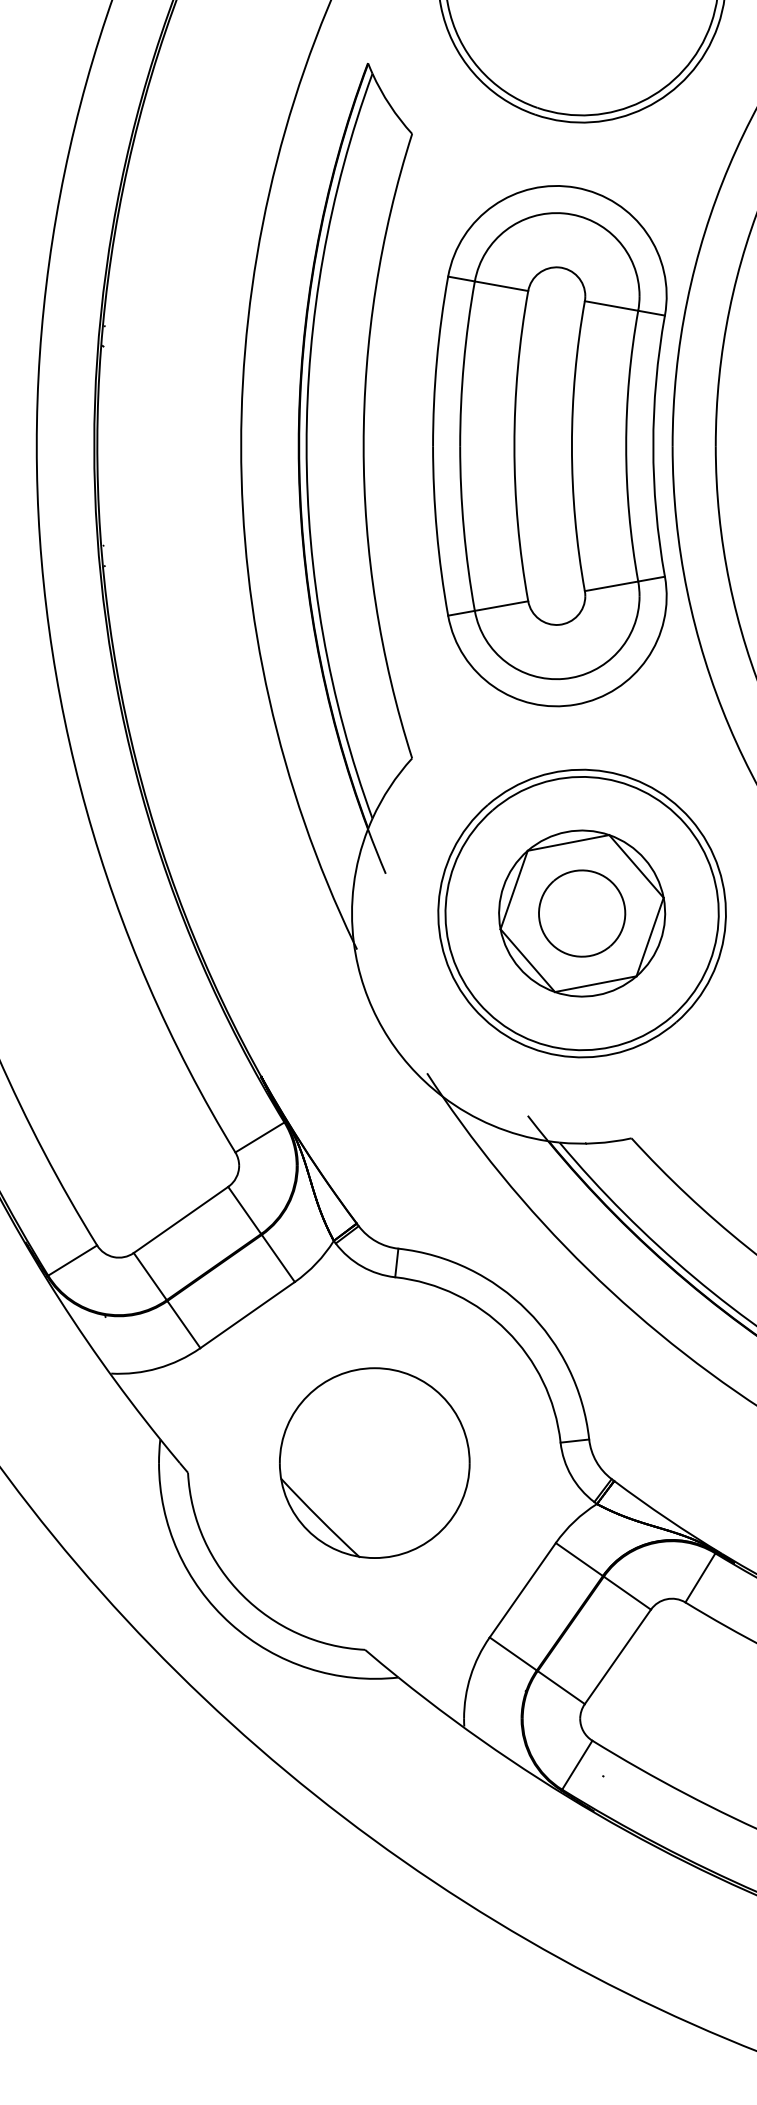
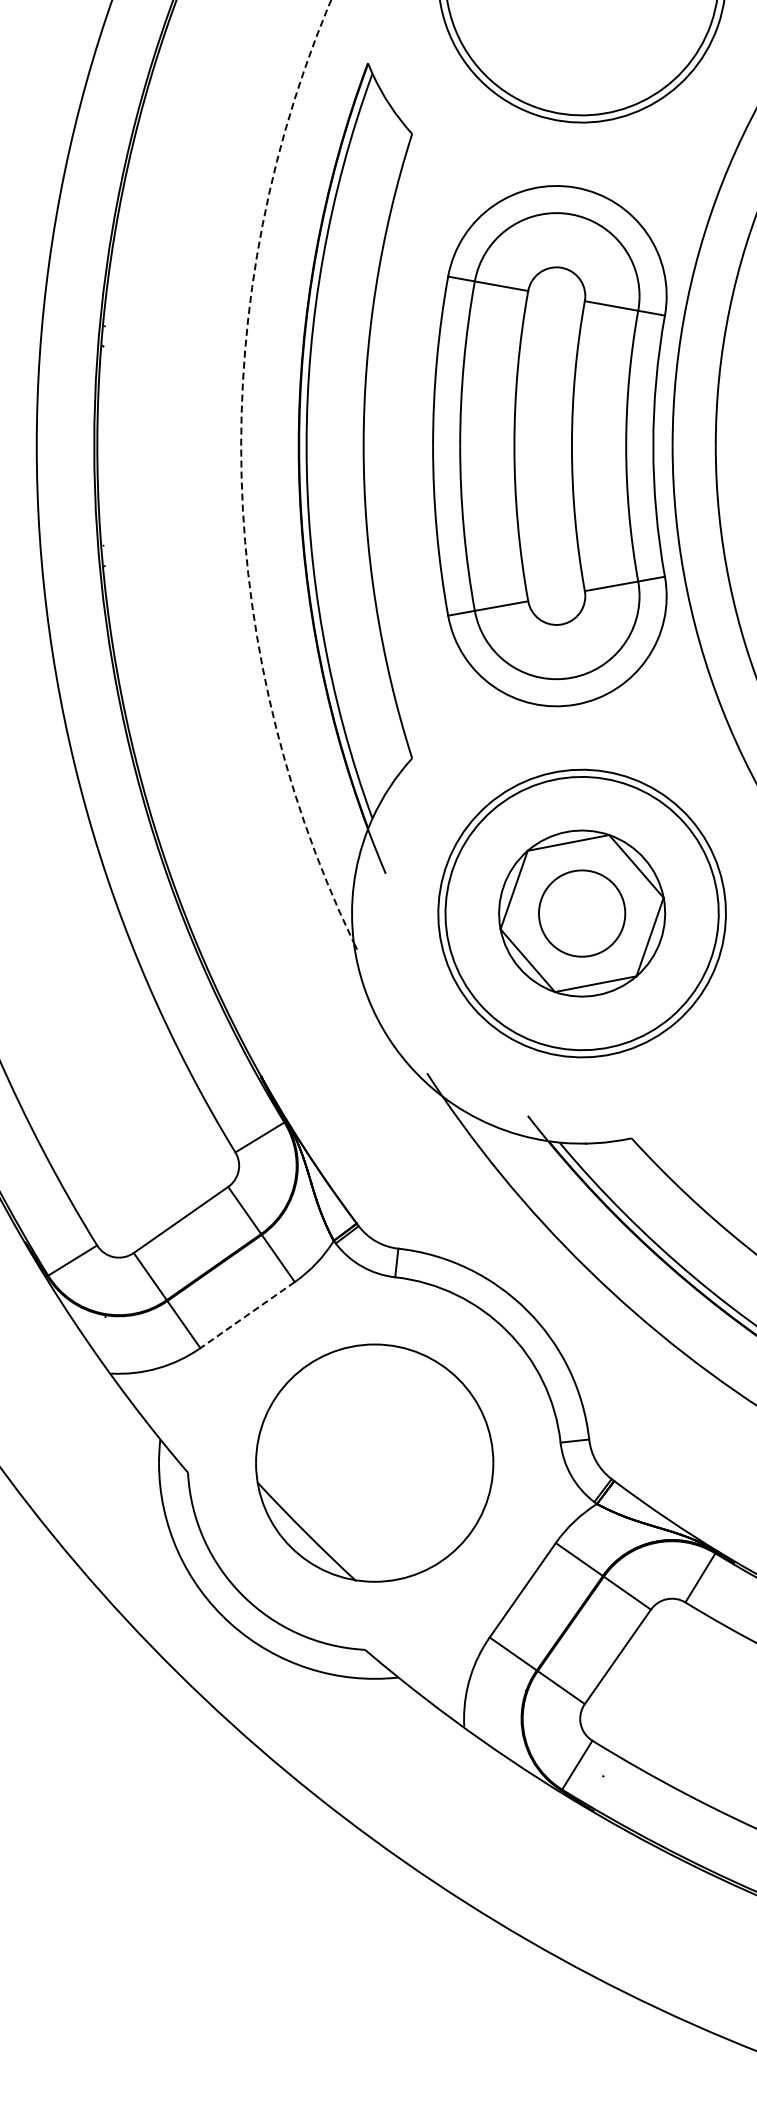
arc: solid -> dashed (241, 475)
line: solid -> dashed (247, 1315)
part size: 192x192 px -> 240x240 px (374, 1462)
